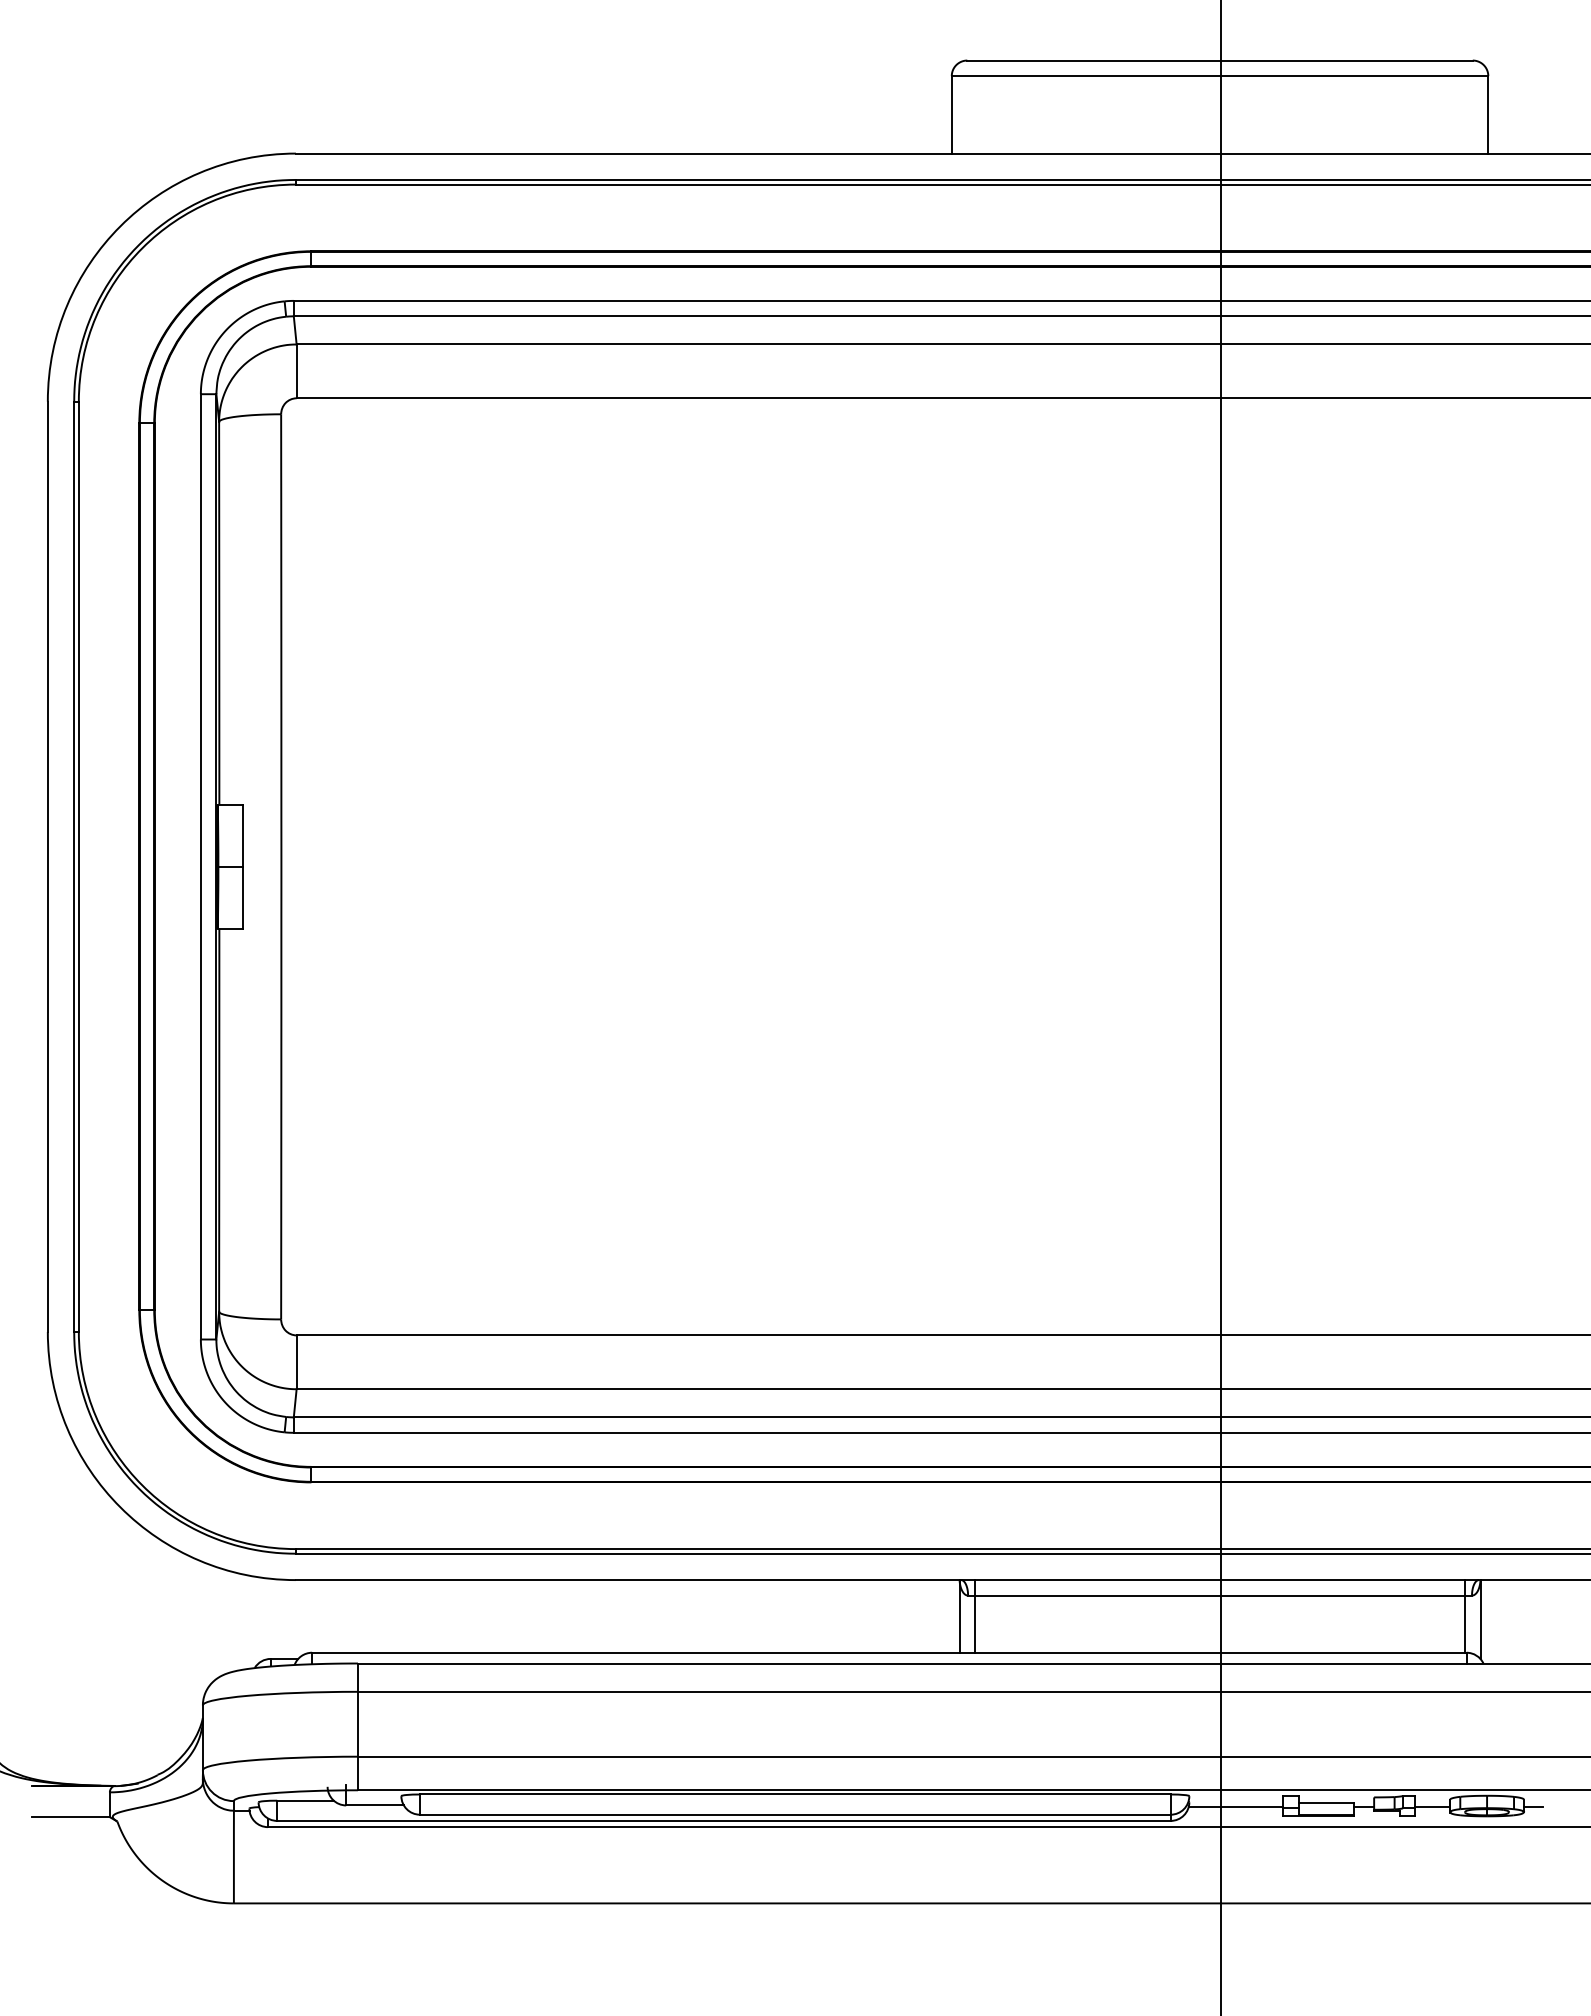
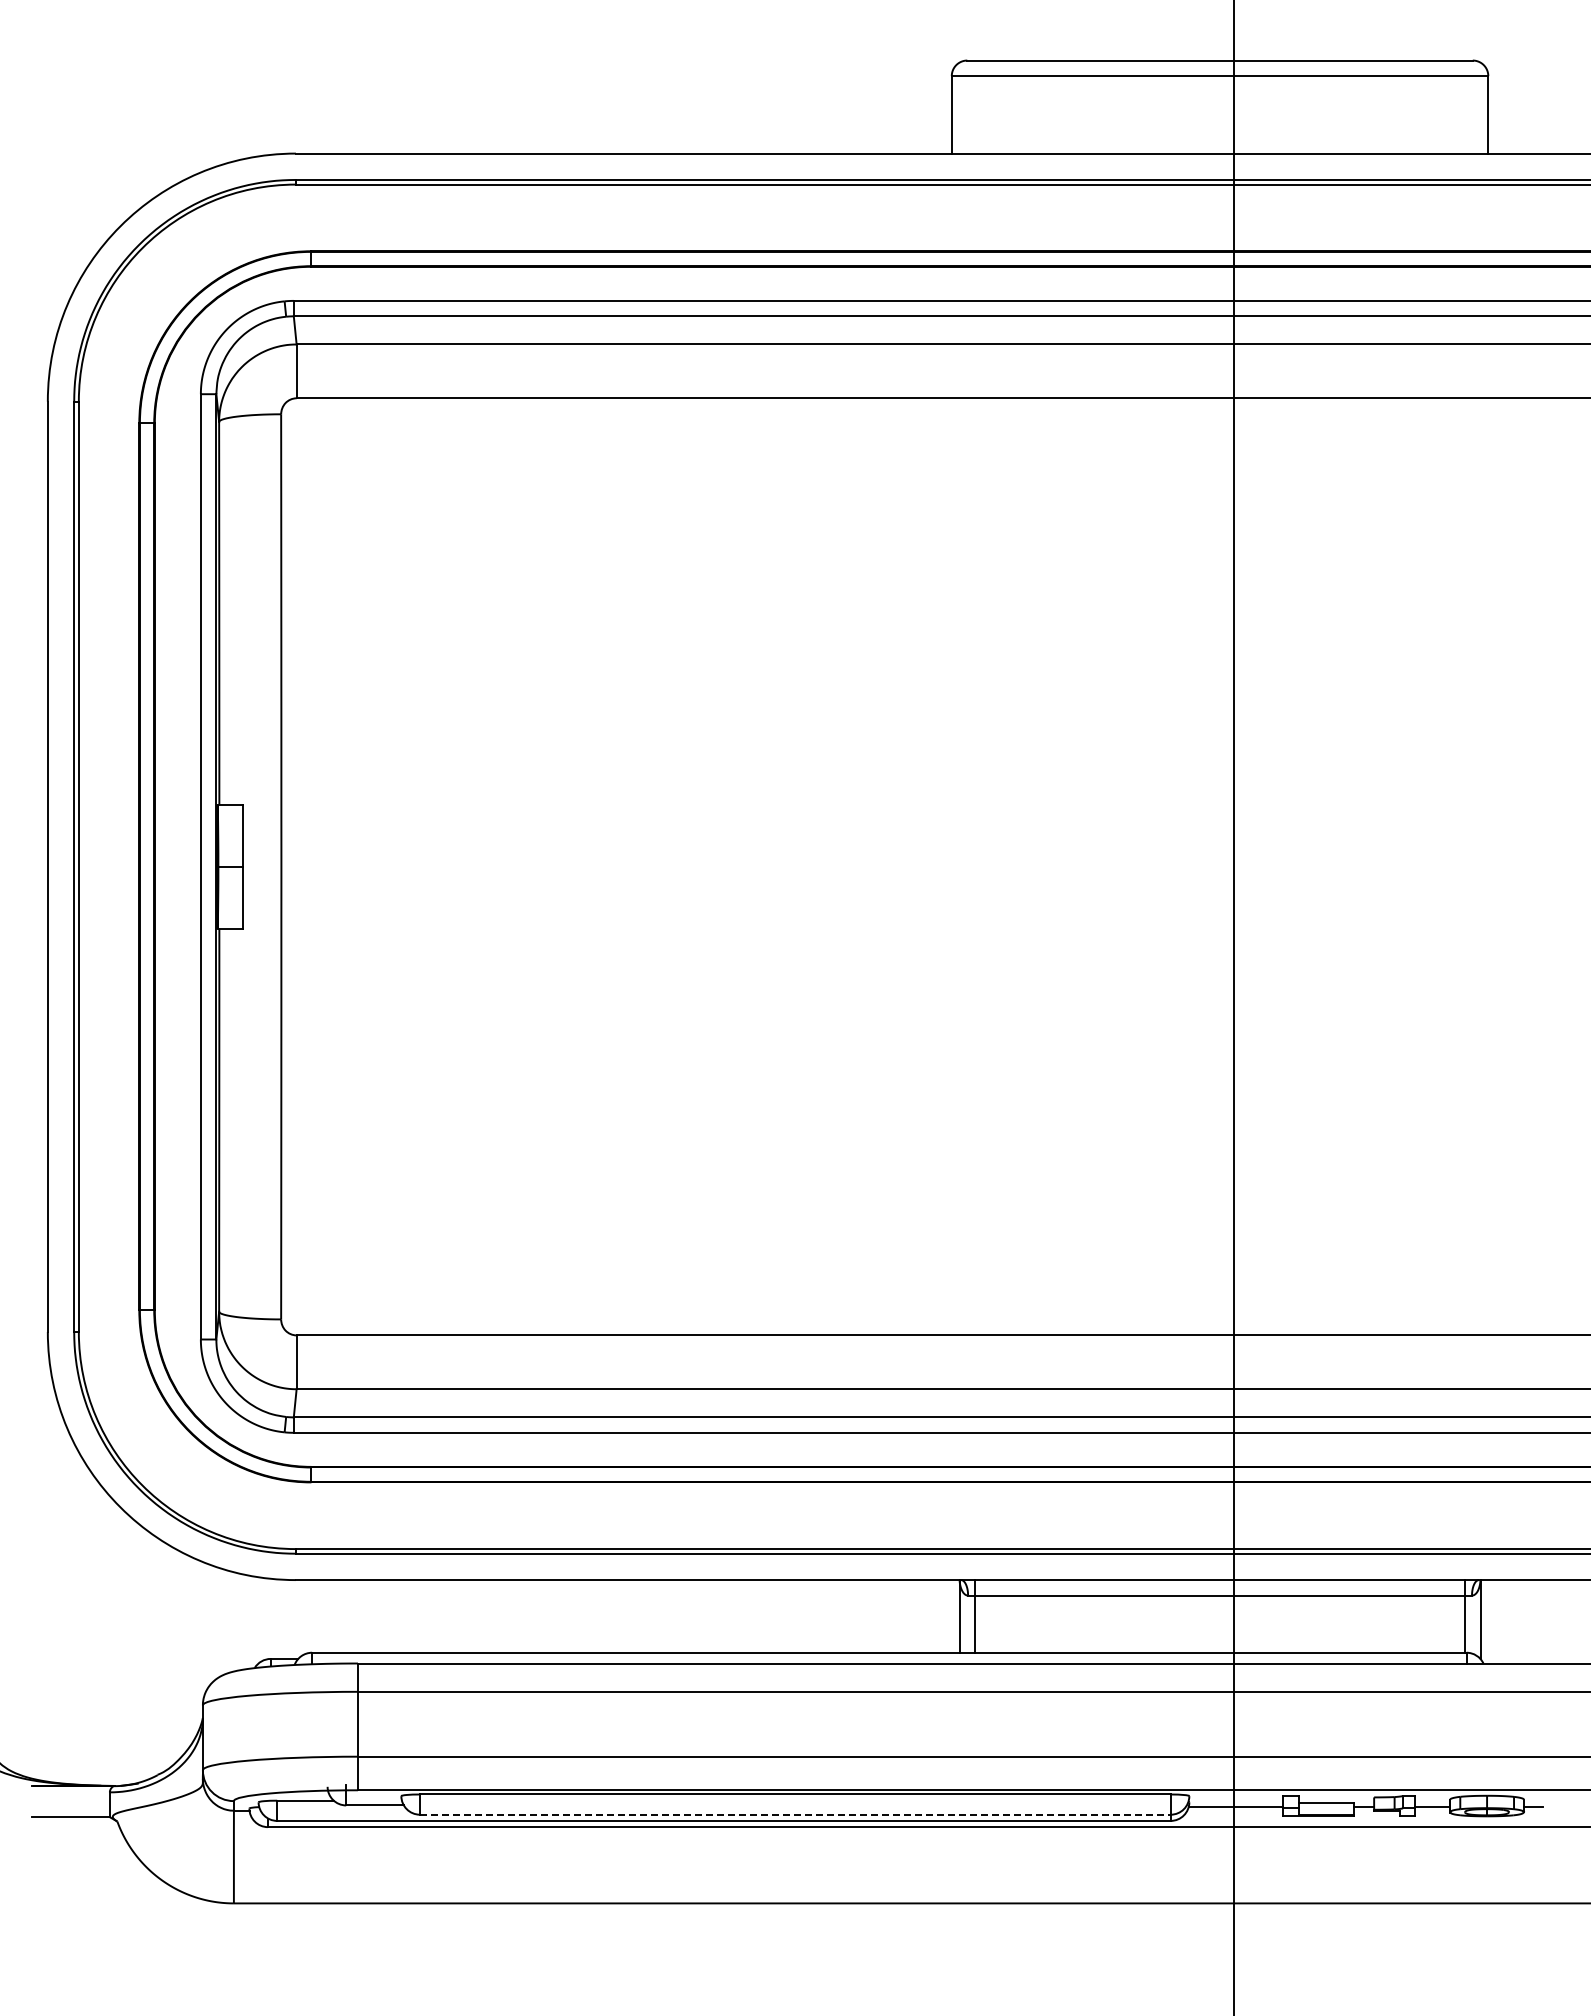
line position: (1220, 1007) -> (1233, 1007) (1233, 1007)
line: solid -> dashed (795, 1814)
